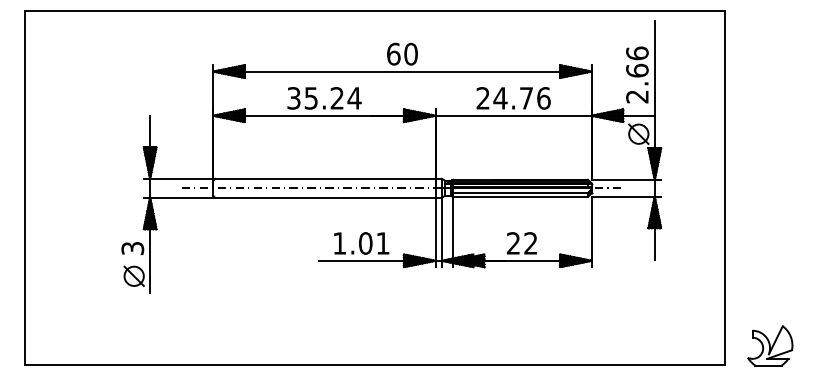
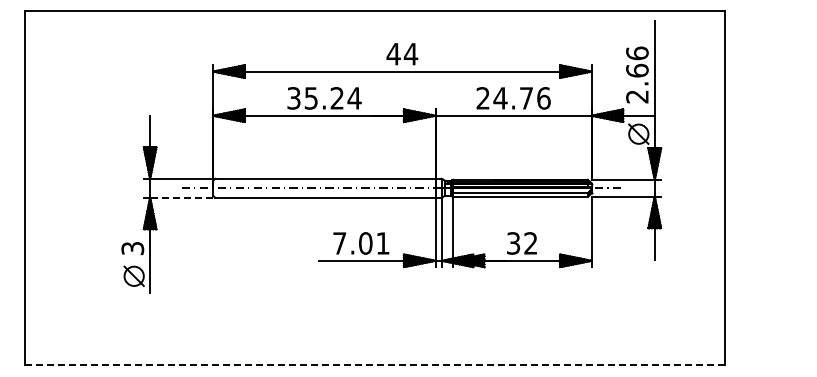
text: 60 -> 44 (402, 53)
line: solid -> dashed (181, 197)
text: 1.01 -> 7.01 (339, 243)
text: 22 -> 32 (513, 243)
part: present -> none (770, 345)
line: solid -> dashed (375, 365)
